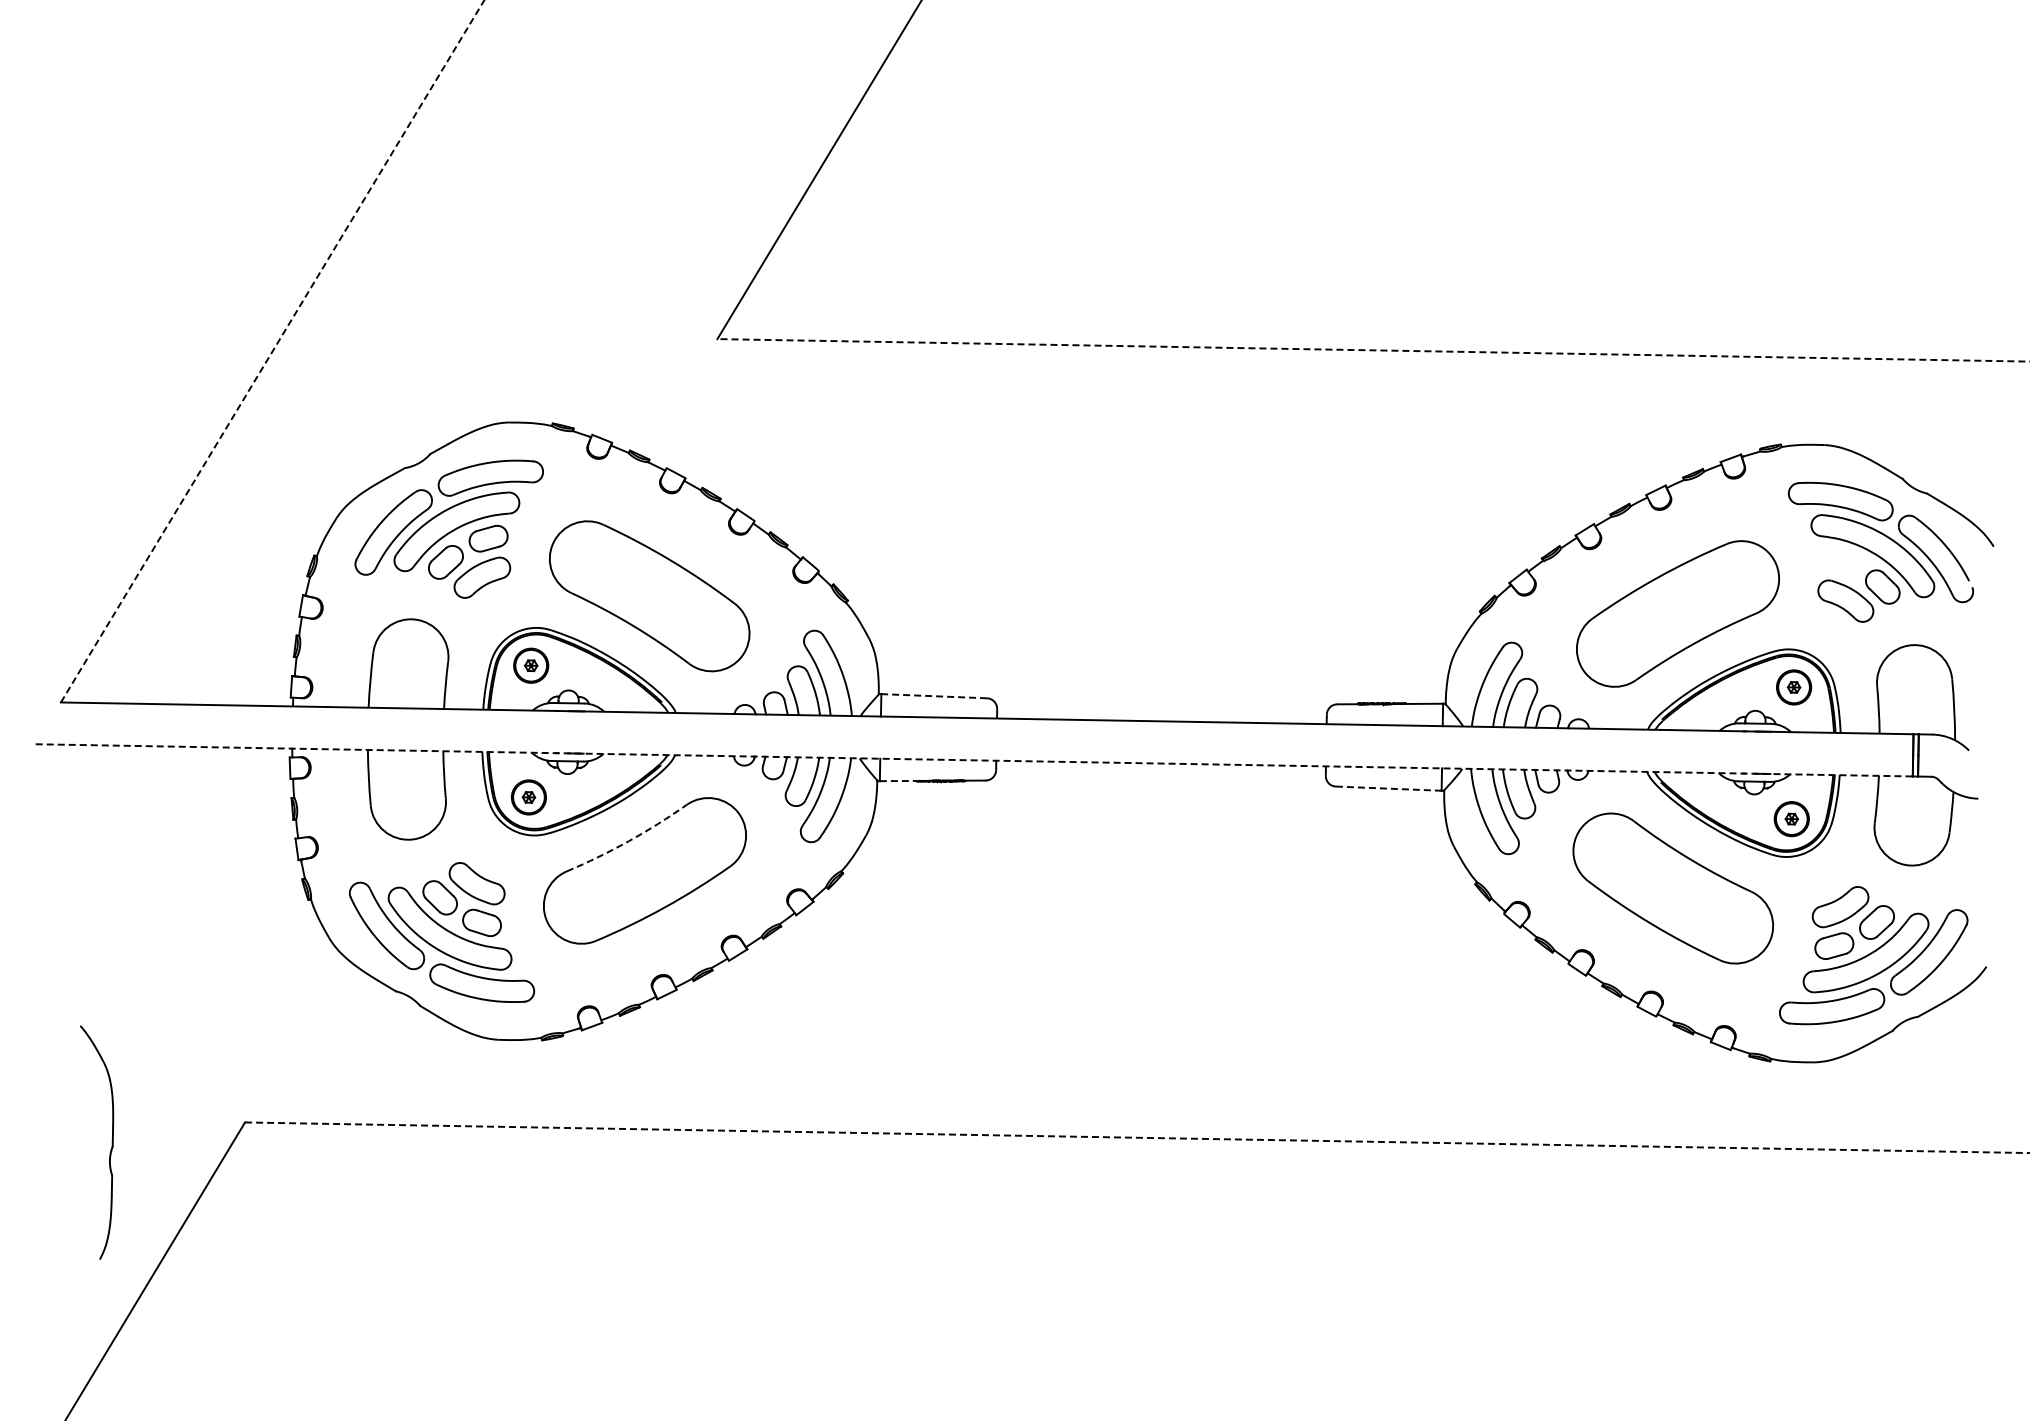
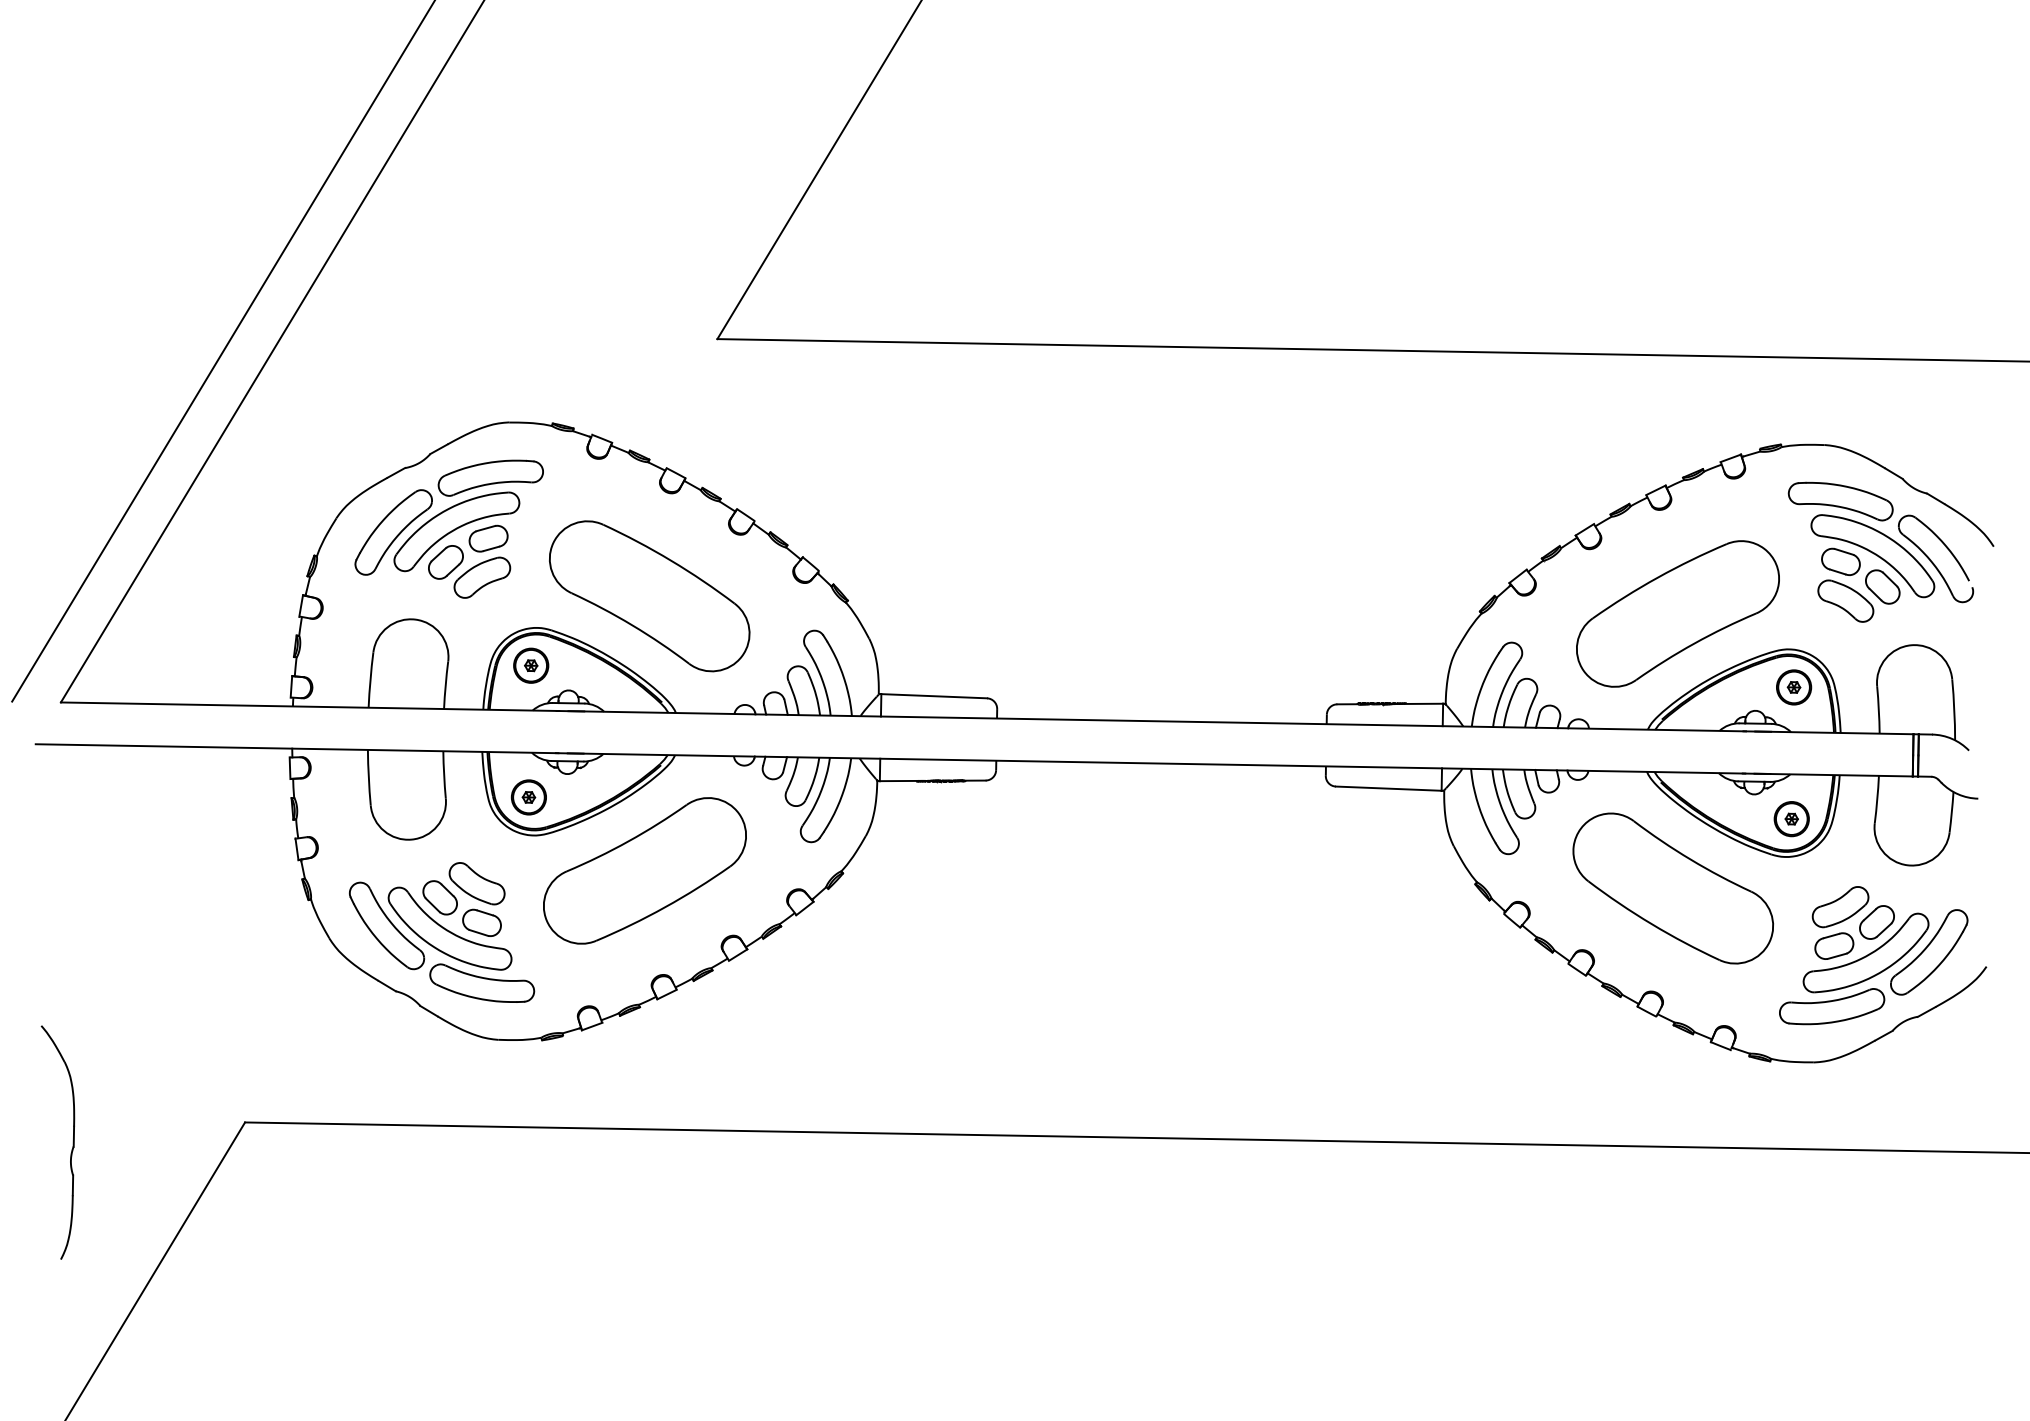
line: dashed -> solid (1372, 350)
line: none -> present (222, 351)
line: dashed -> solid (272, 351)
part: none -> present (1840, 561)
line: dashed -> solid (934, 696)
line: dashed -> solid (974, 760)
line: dashed -> solid (898, 781)
line: dashed -> solid (1388, 788)
arc: dashed -> solid (628, 841)
line: dashed -> solid (1137, 1137)
part position: (111, 1142) -> (72, 1142) (72, 1142)
